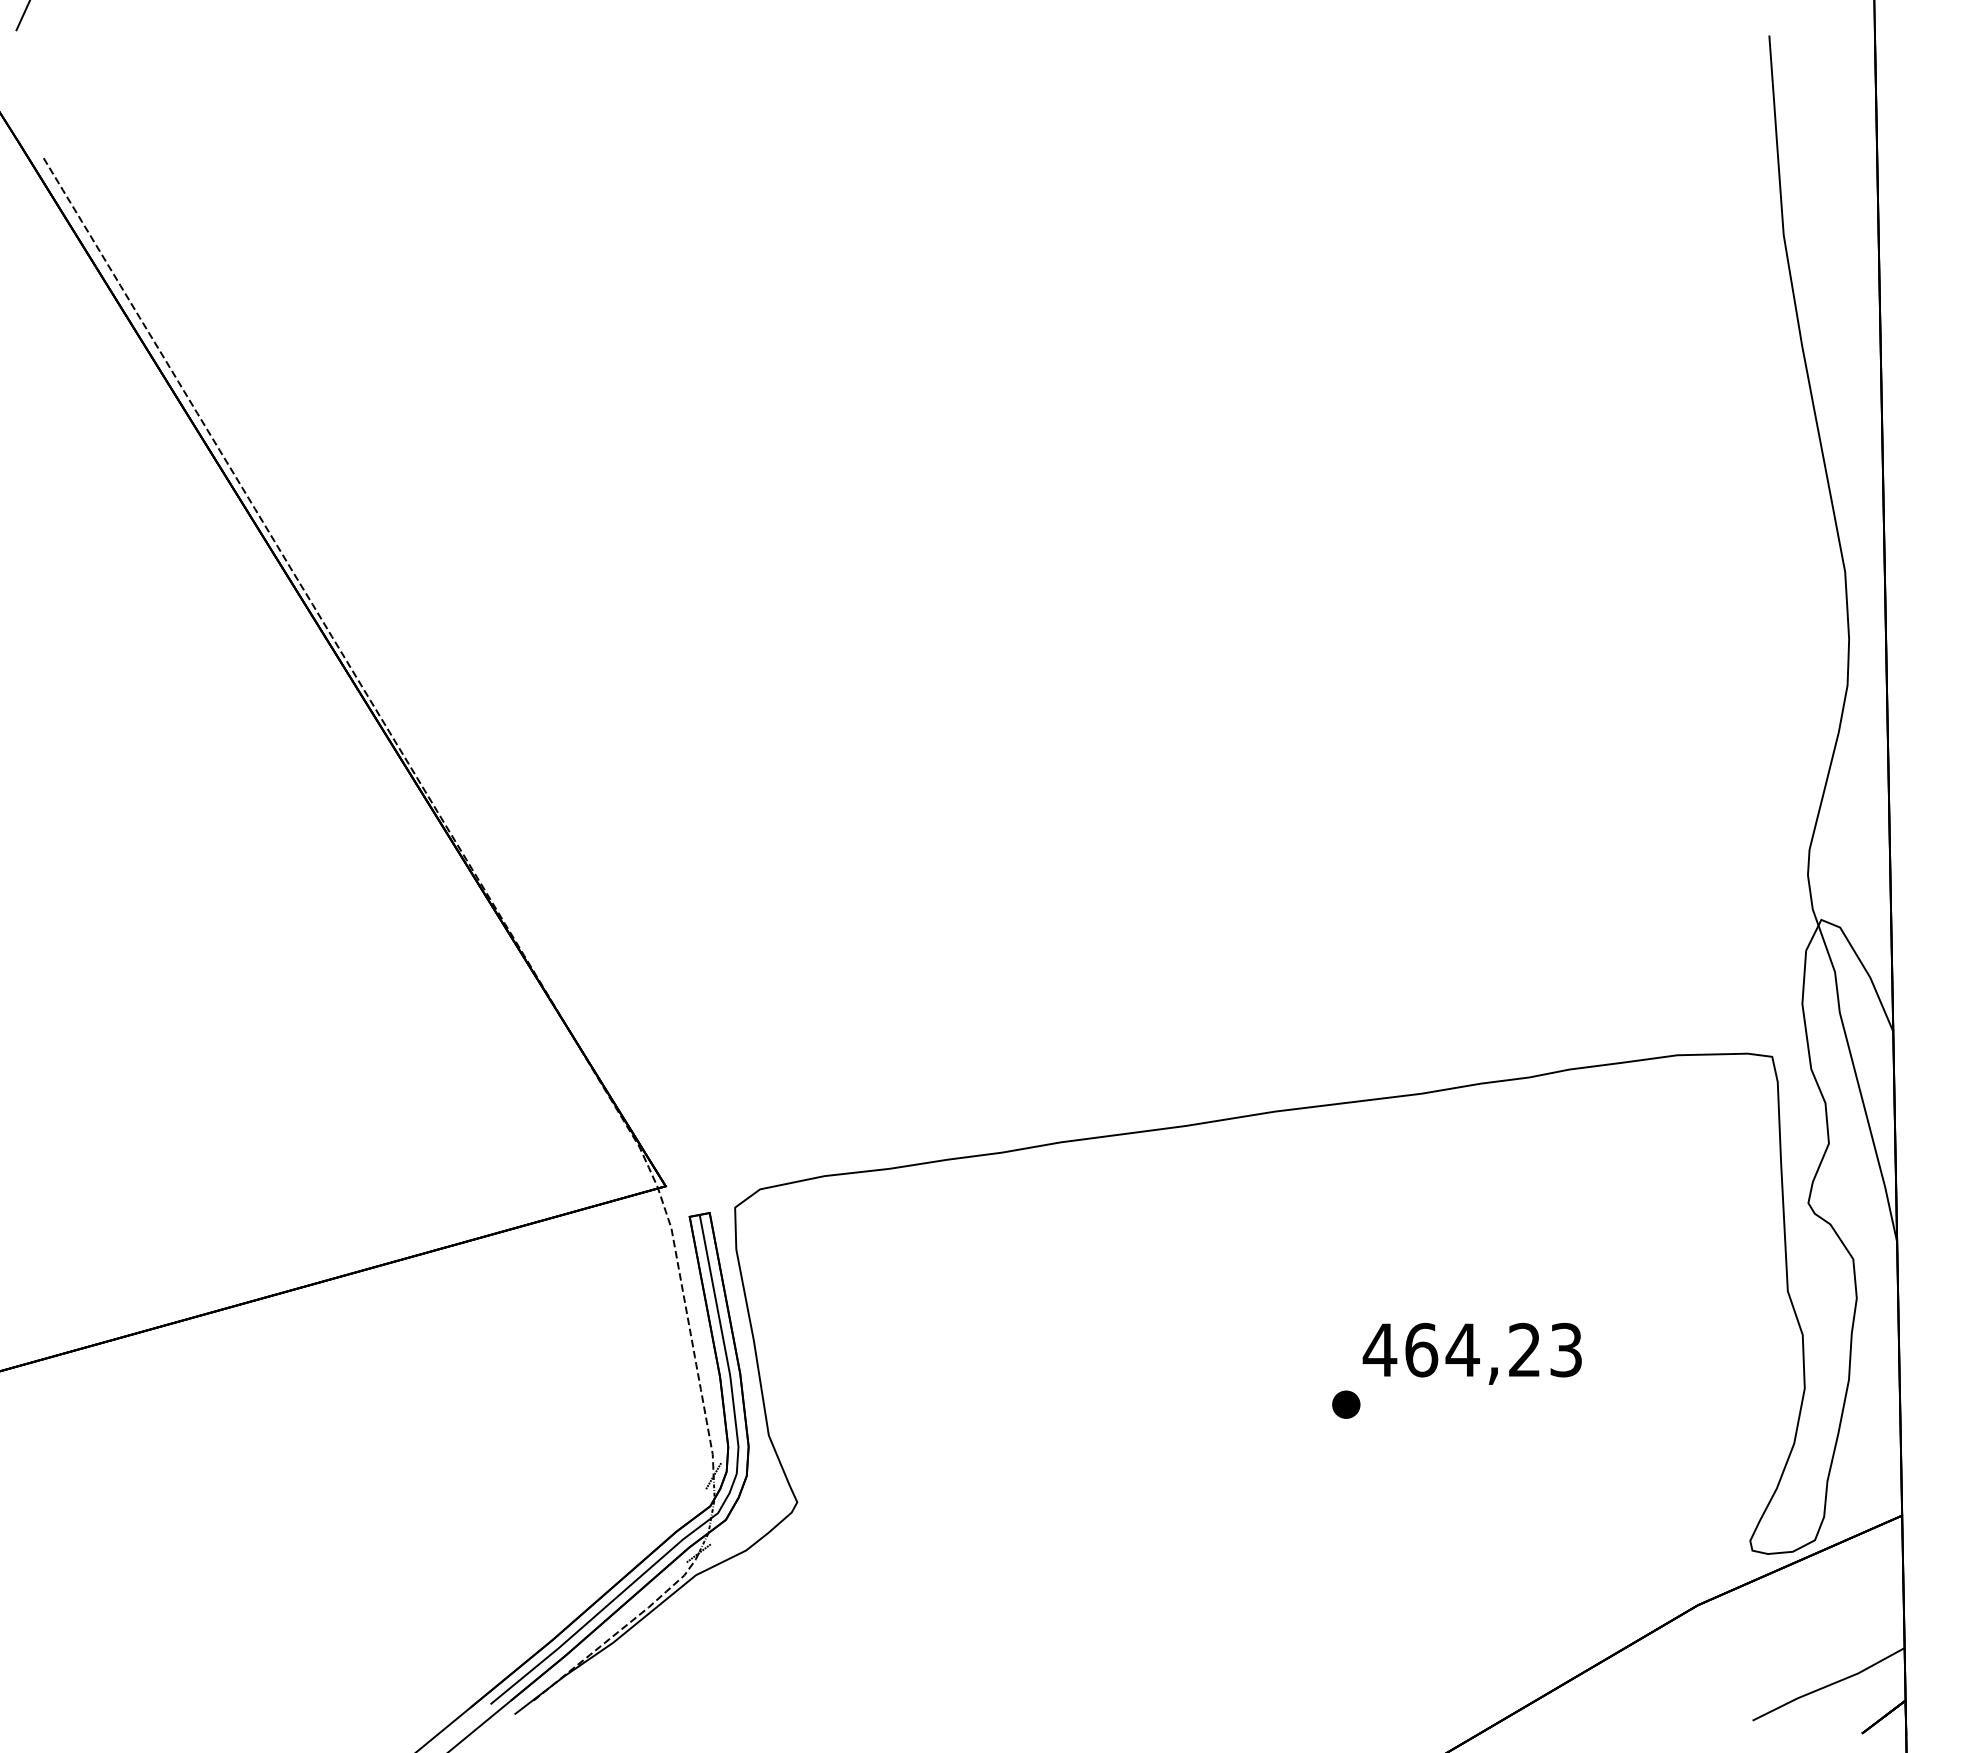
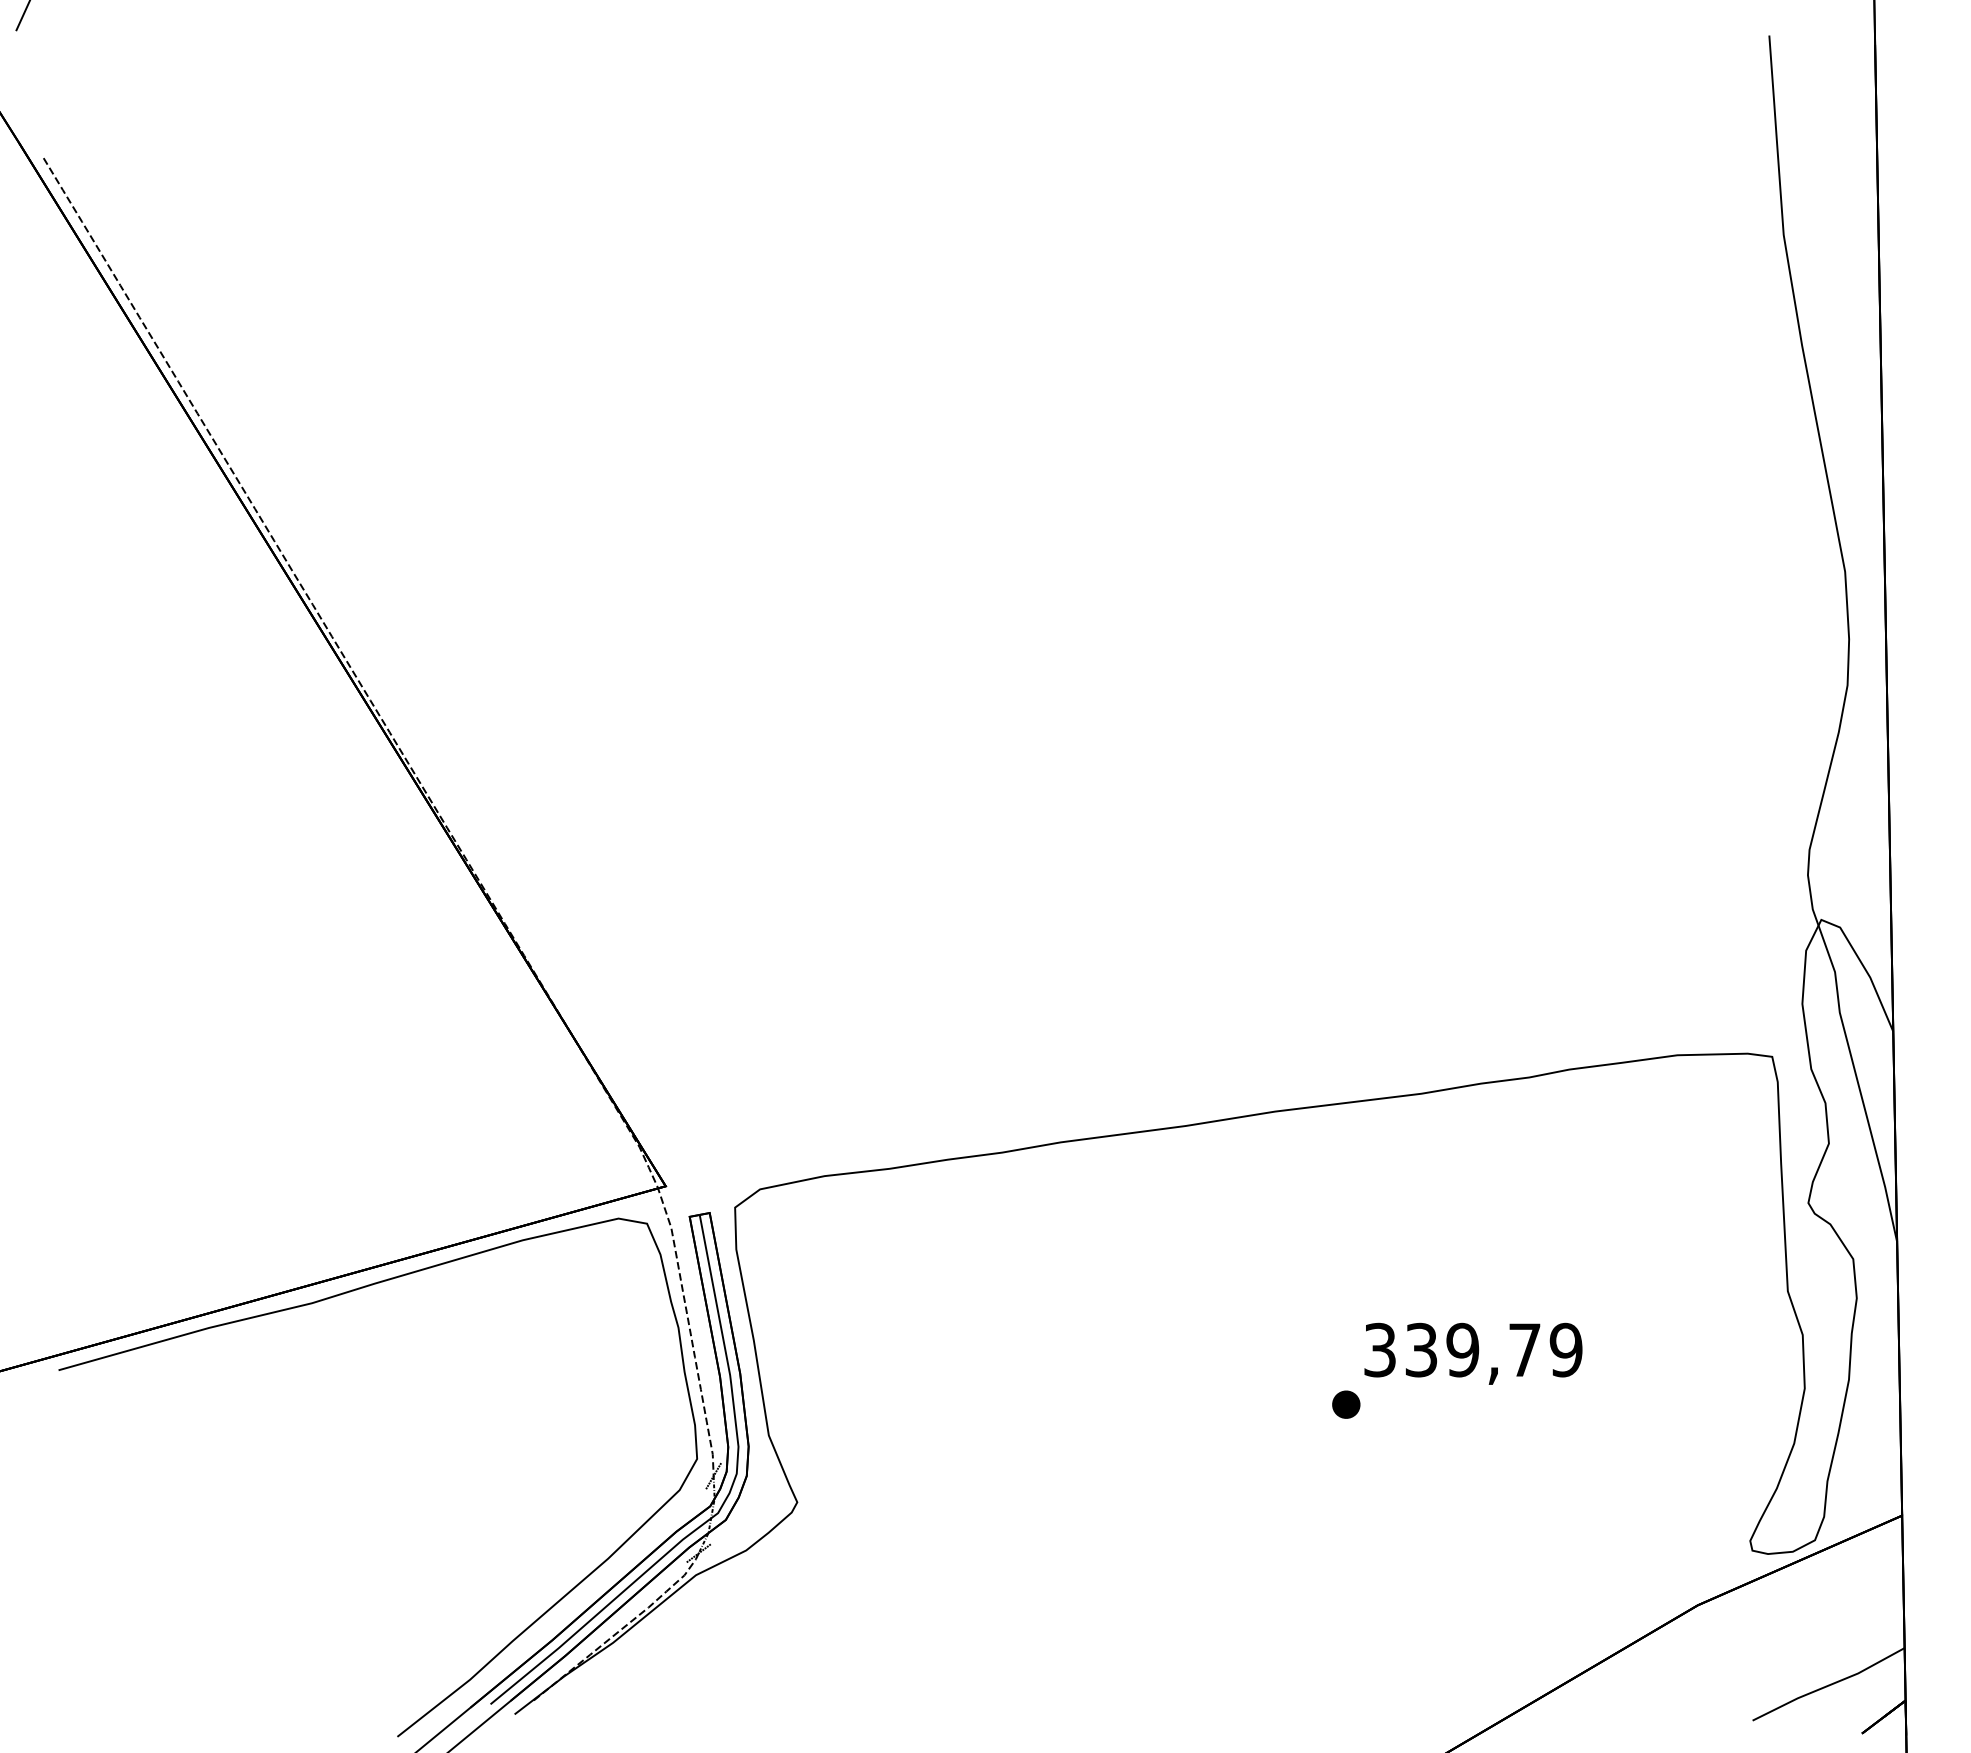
curve: none -> present (318, 1302)
text: 464,23 -> 339,79 (1472, 1349)
